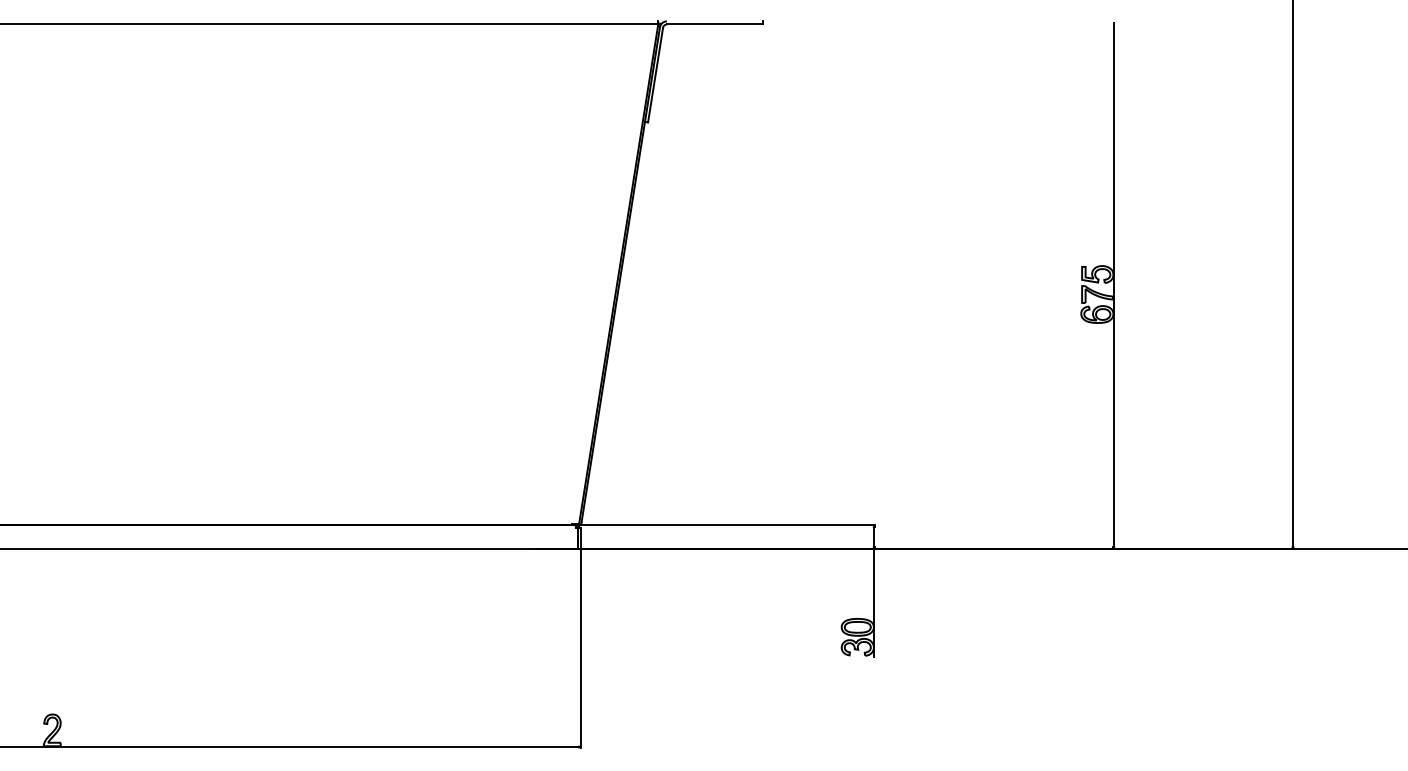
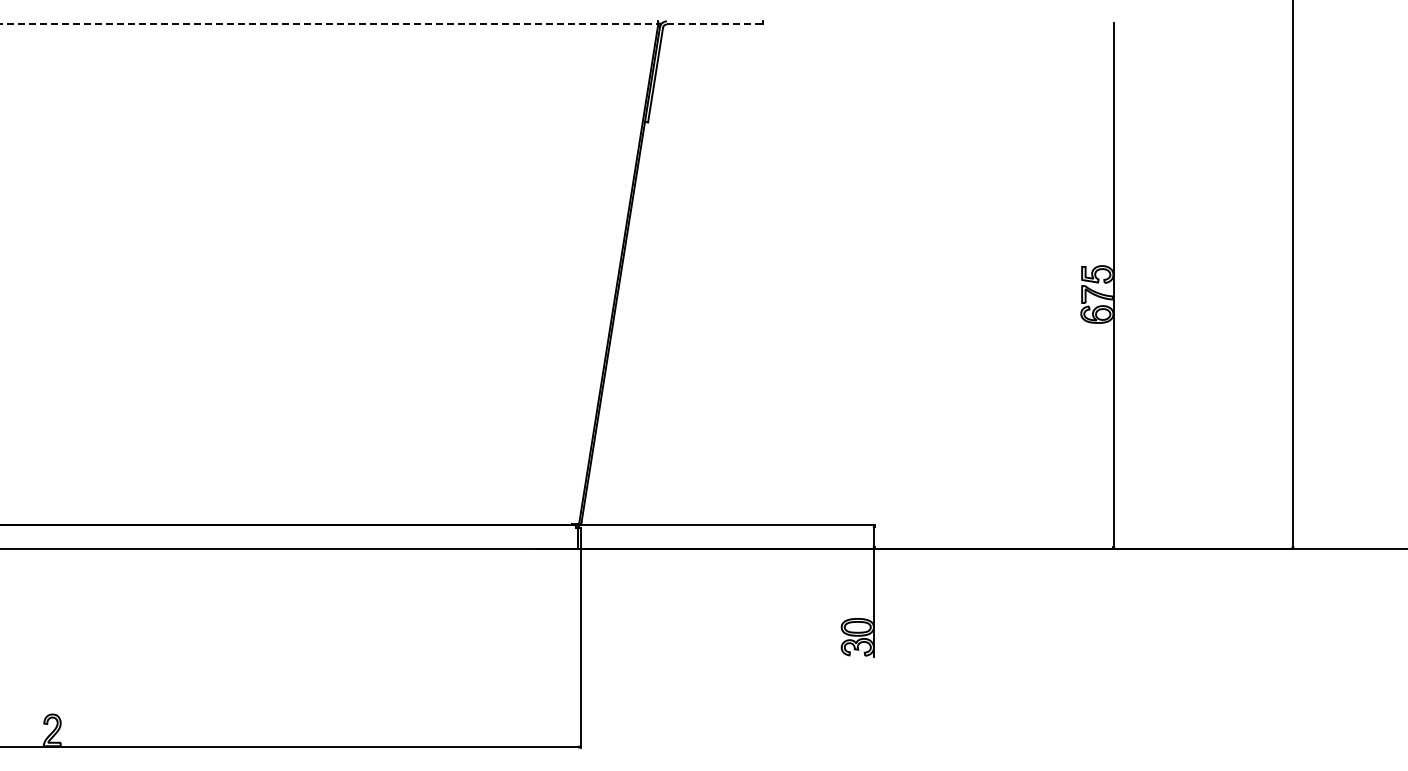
line: solid -> dashed (329, 23)
line: solid -> dashed (714, 24)
